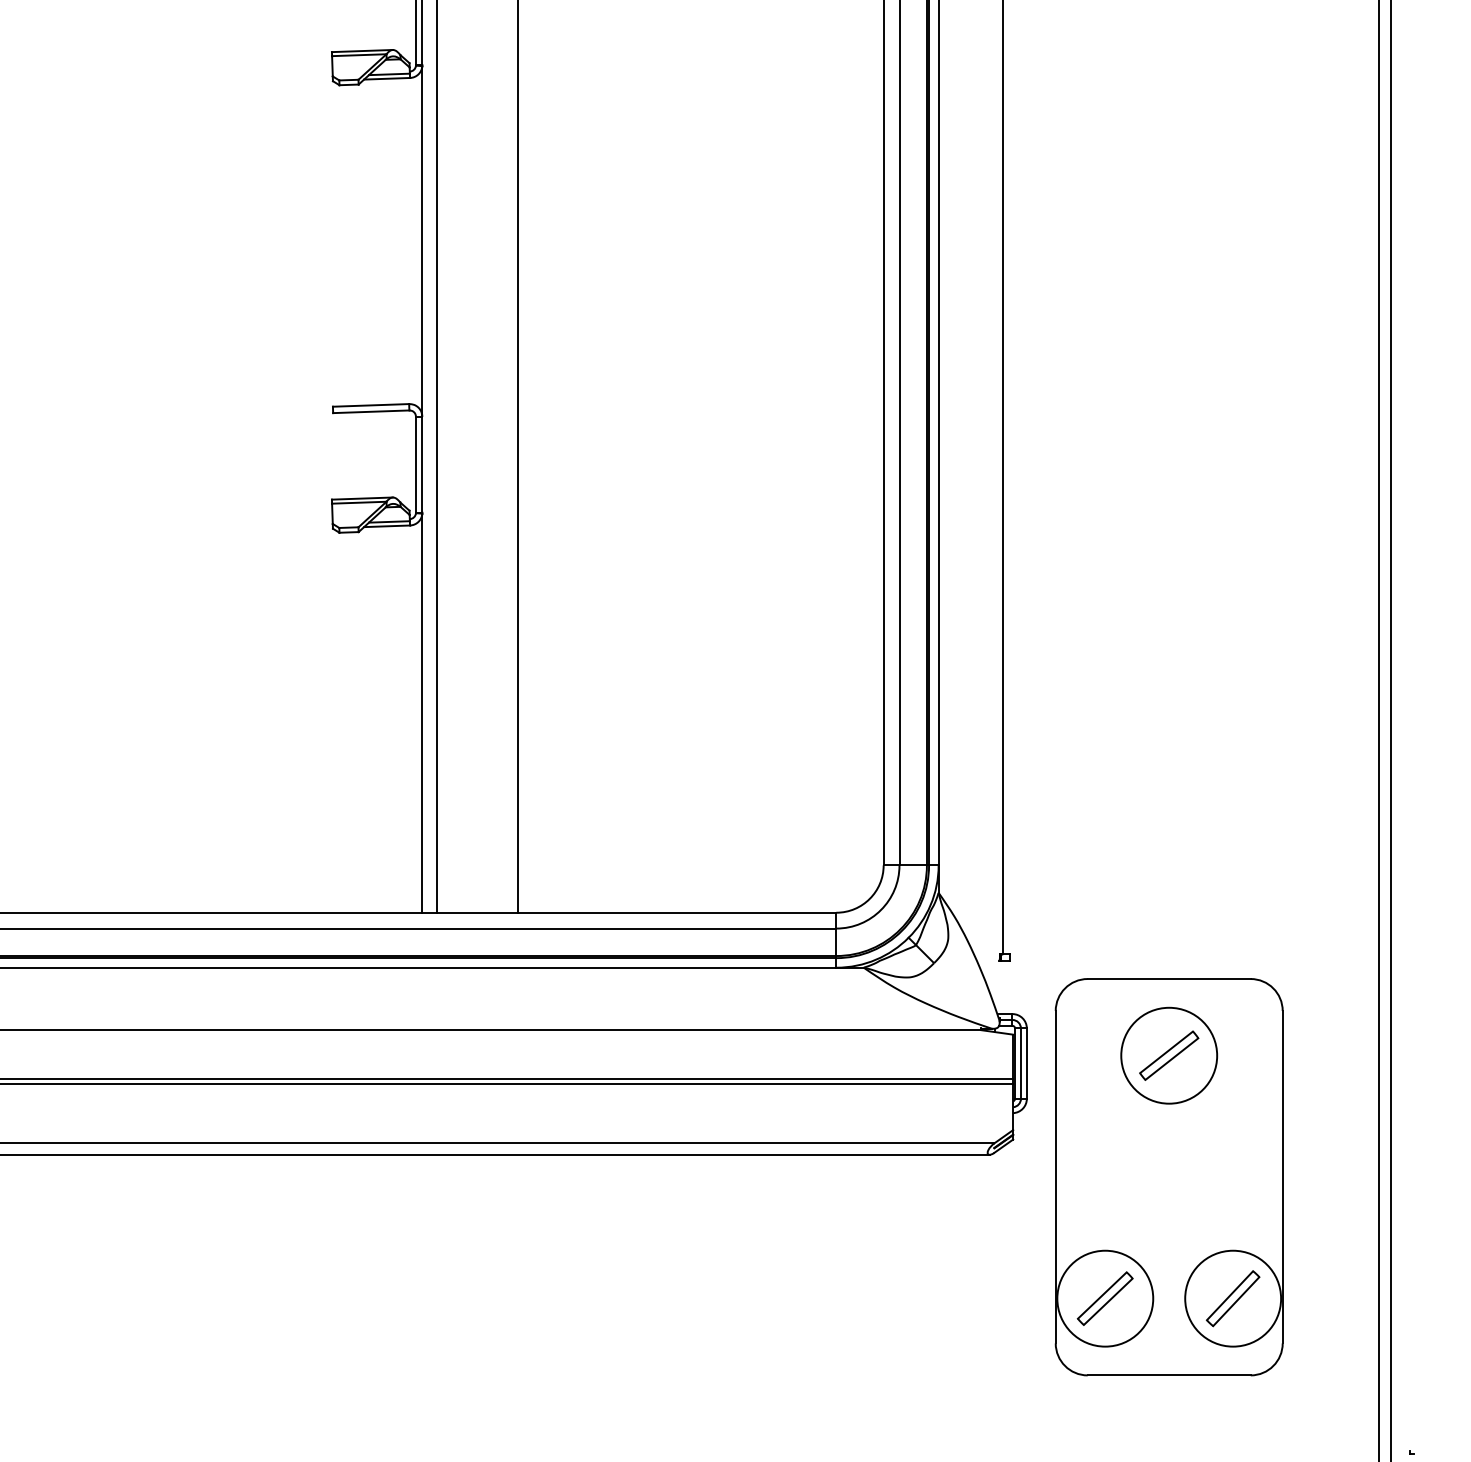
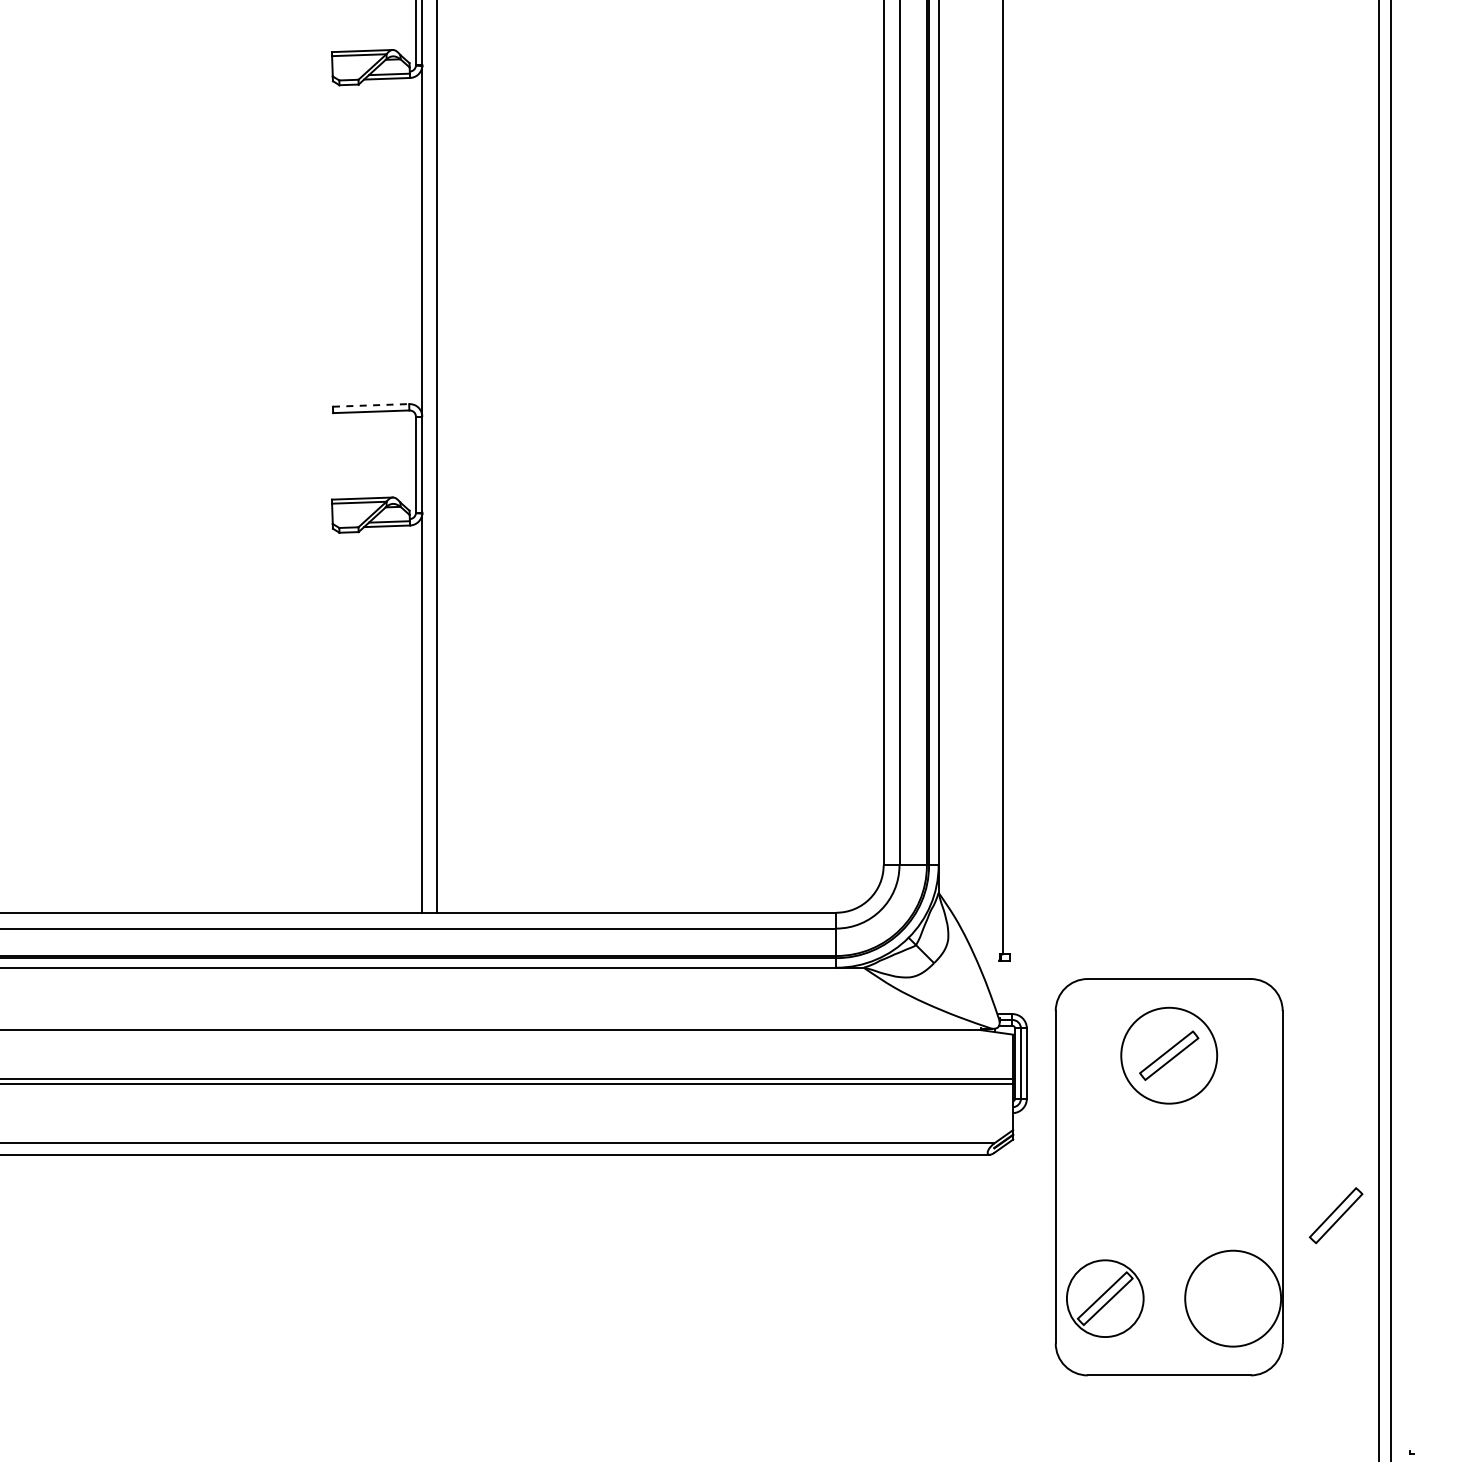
line: solid -> dashed (371, 405)
line: present -> none (518, 457)
circle diameter: 96 px -> 77 px (1104, 1298)
part position: (1232, 1298) -> (1335, 1215) (1335, 1215)
